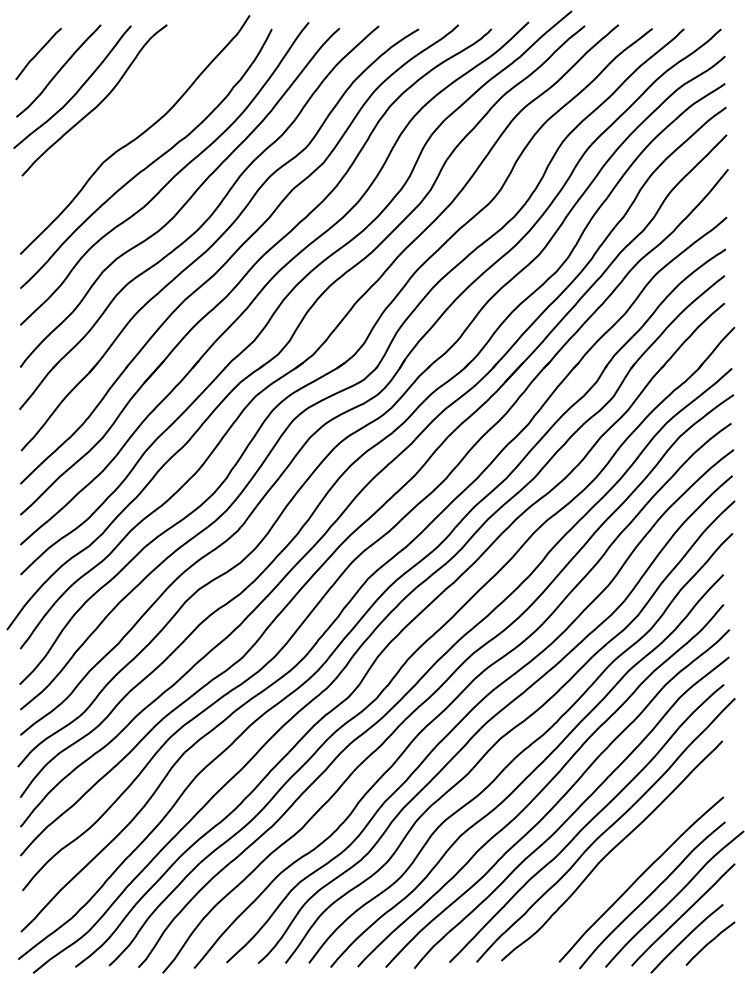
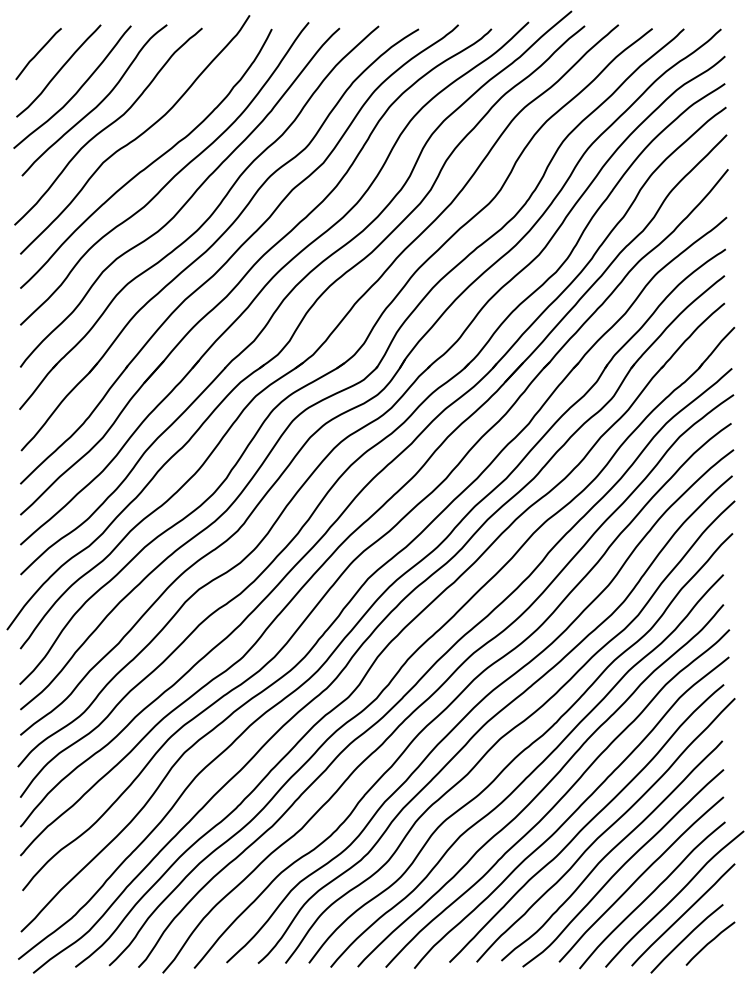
curve: none -> present (108, 126)
curve: none -> present (622, 867)
